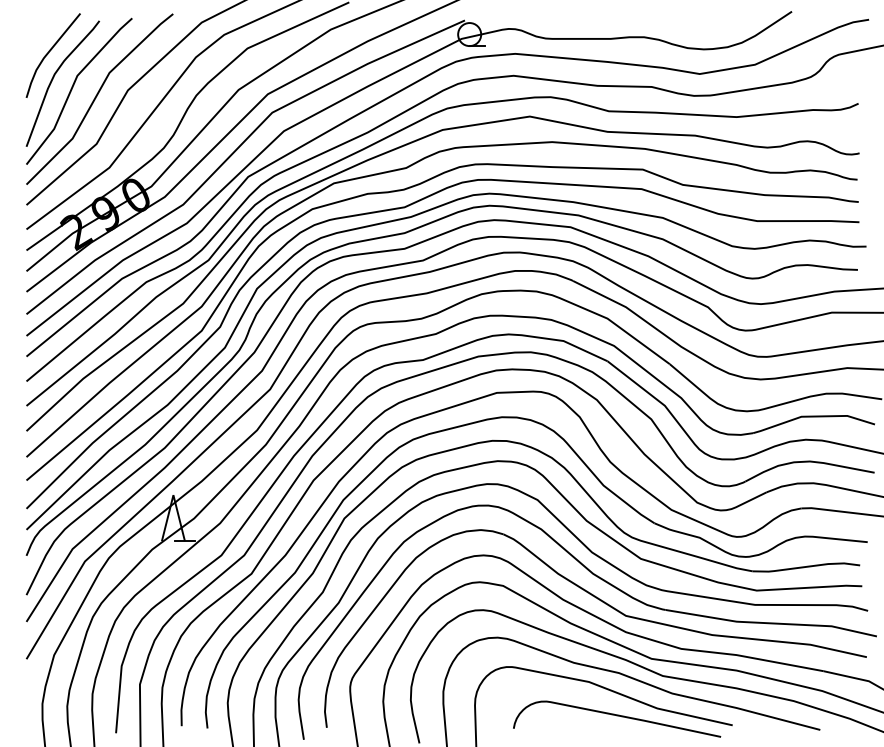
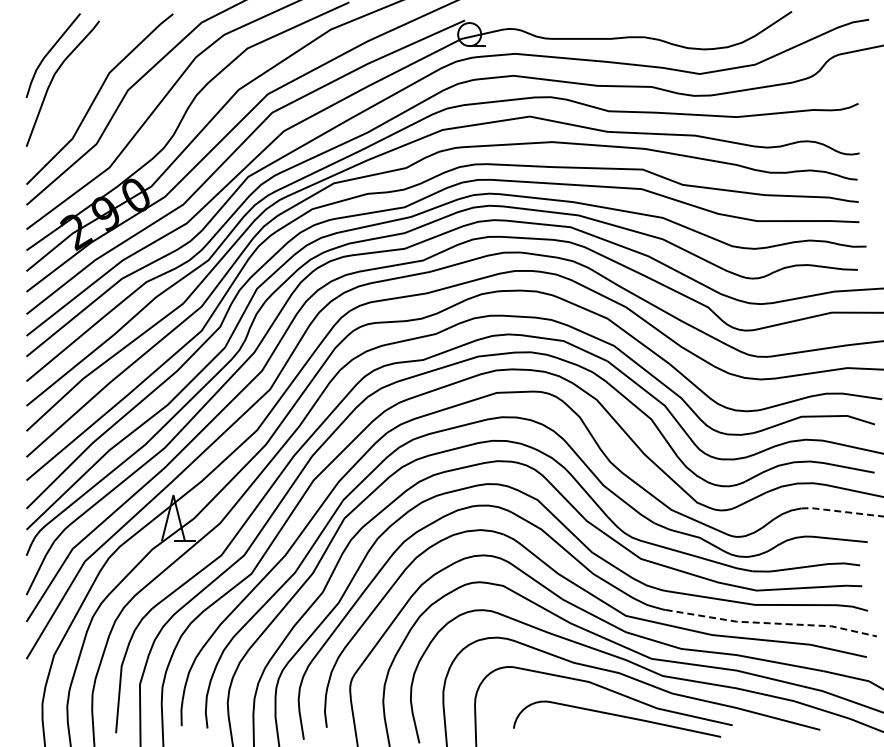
line: present -> none (73, 87)
line: solid -> dashed (841, 511)
line: solid -> dashed (772, 623)
